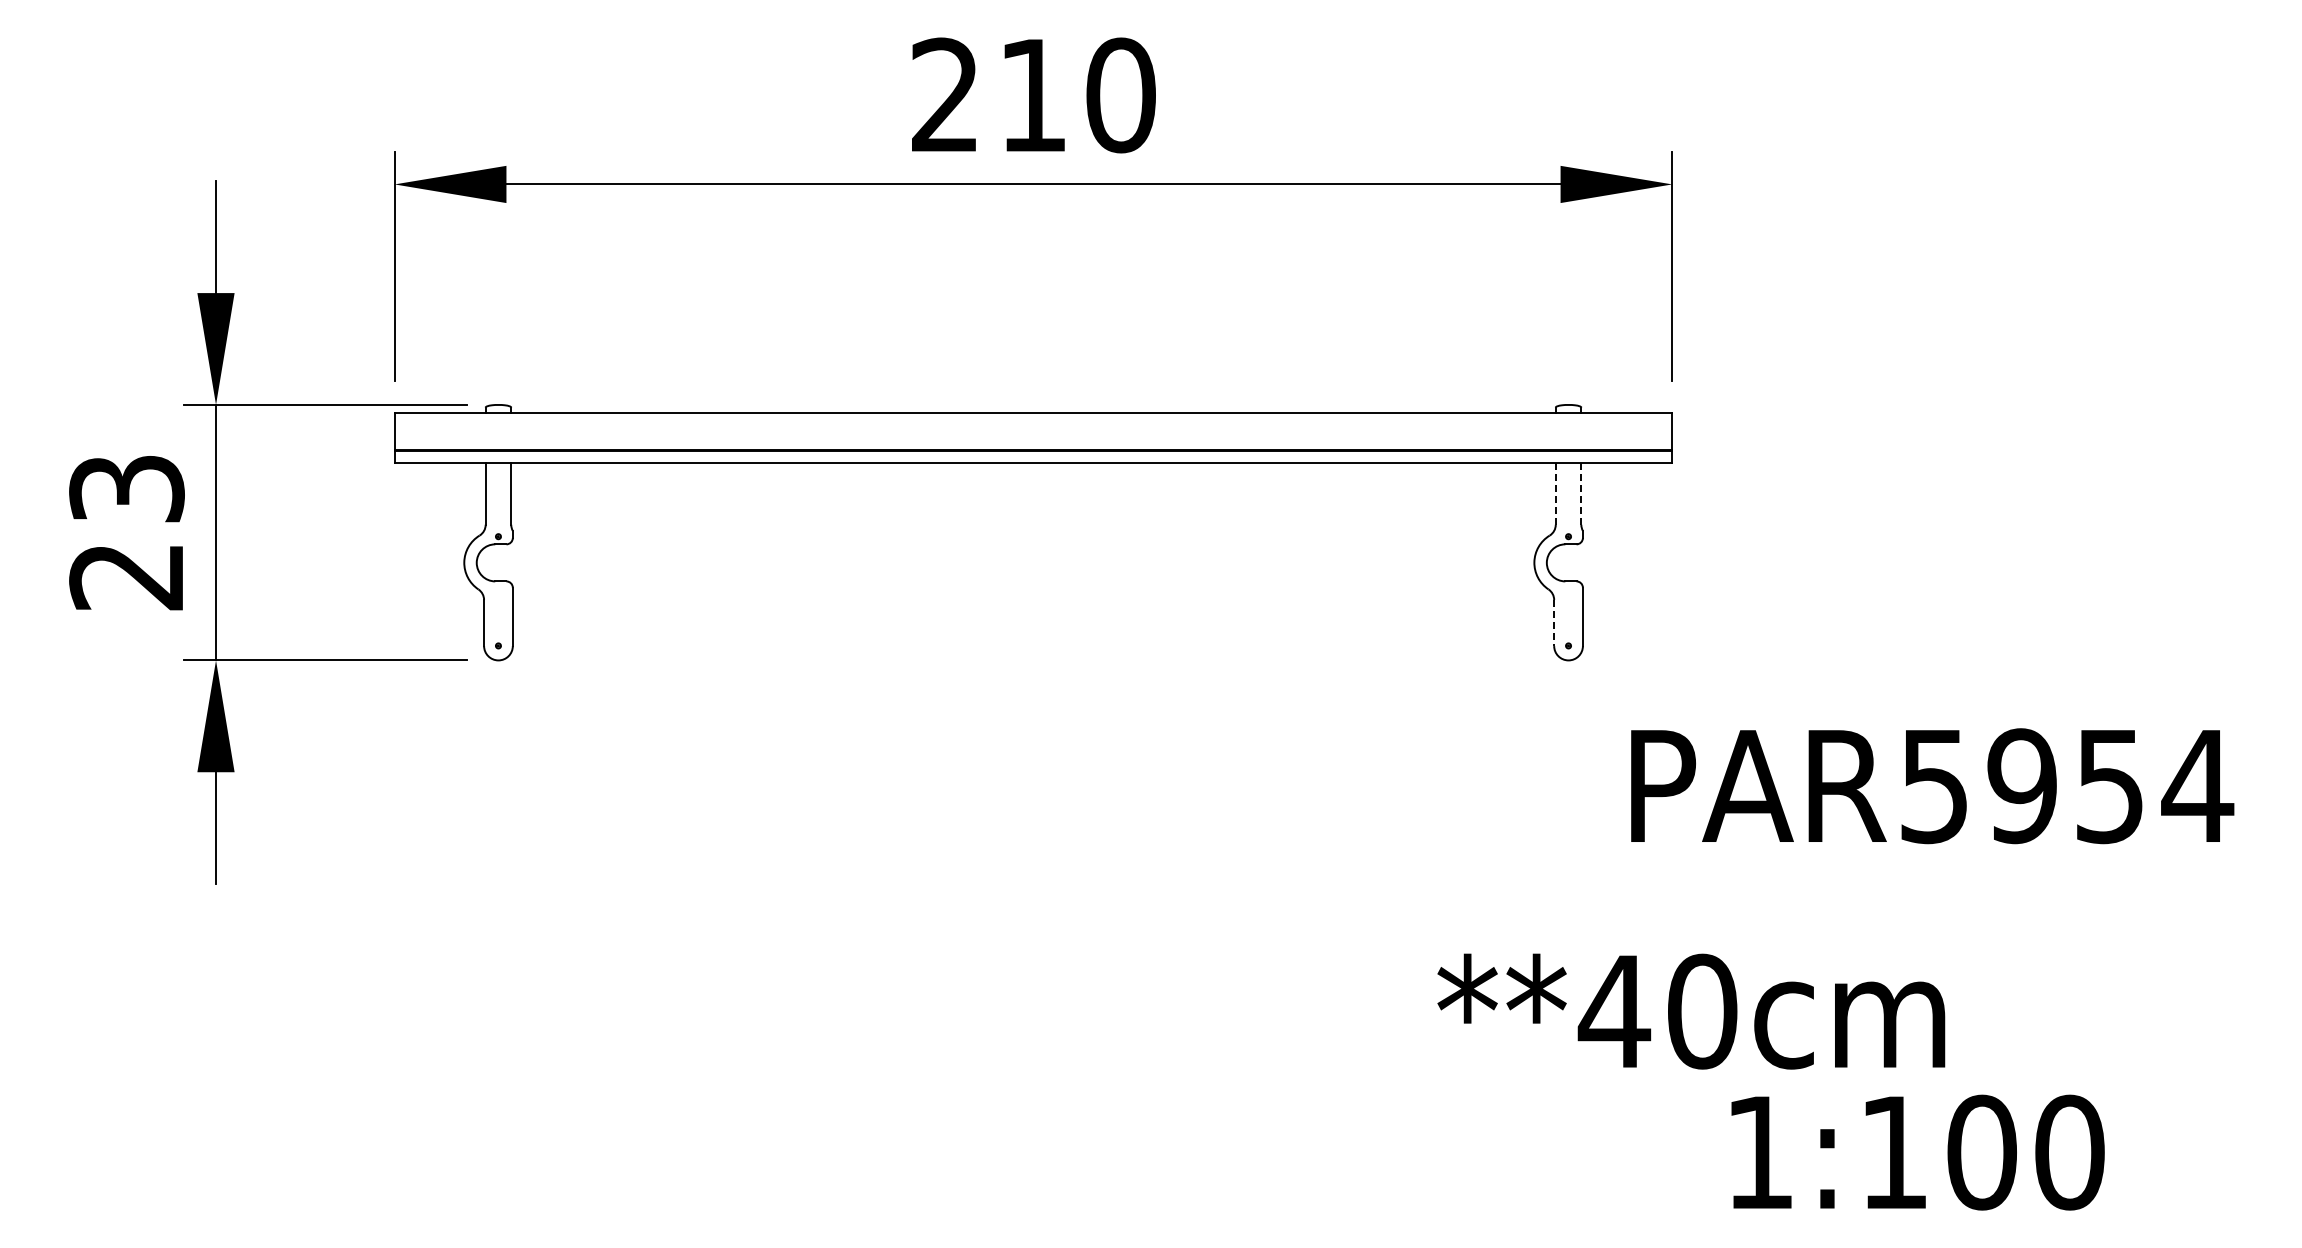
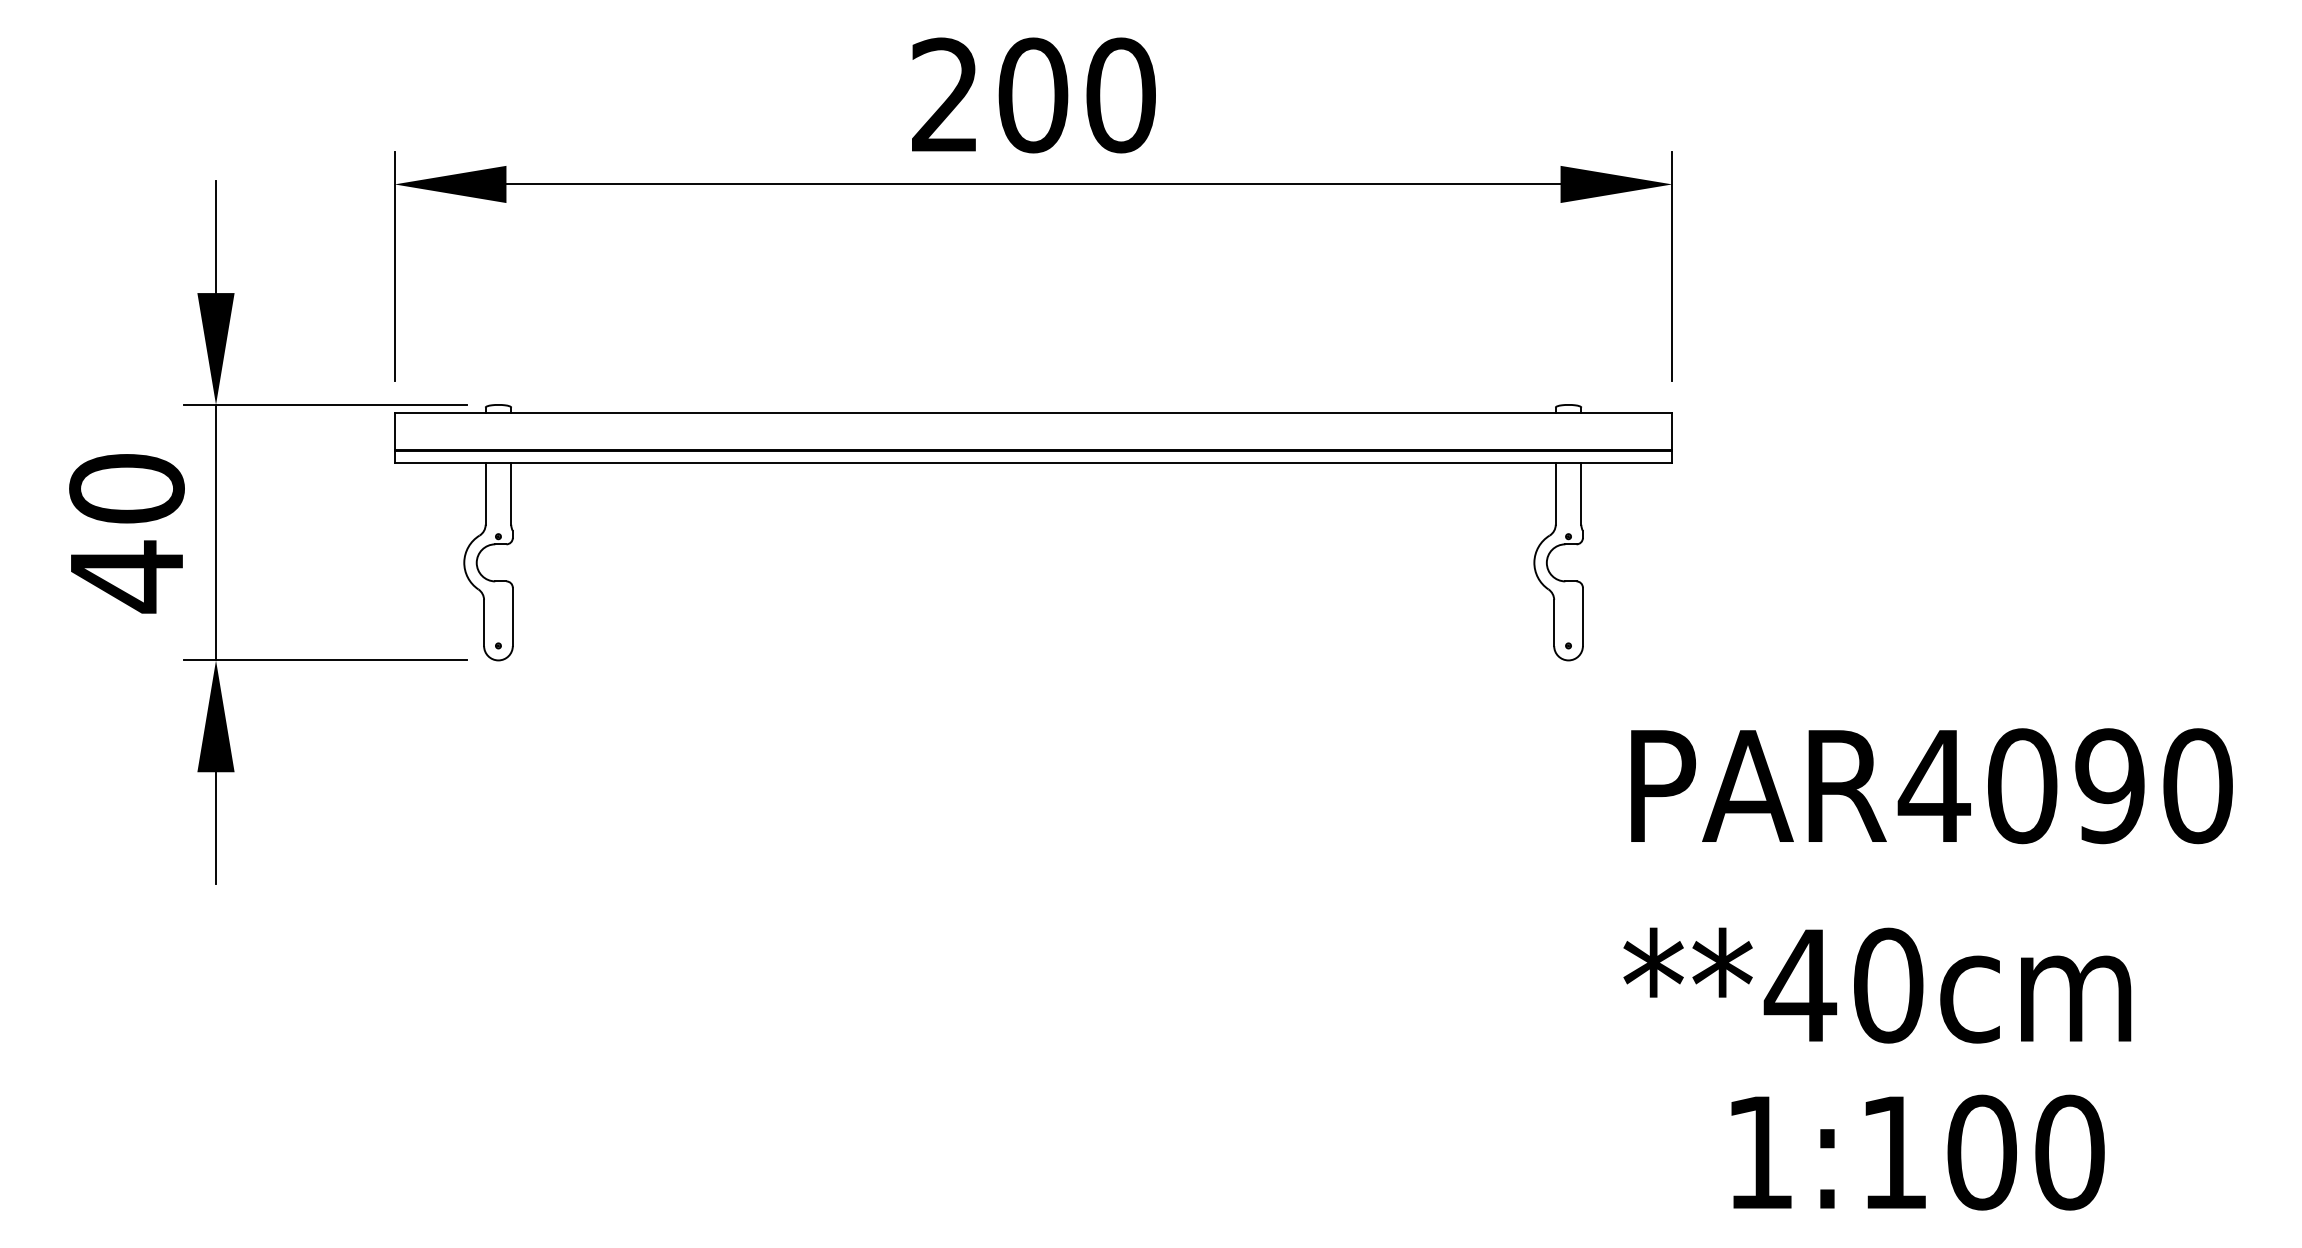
text: 210 -> 200 (1033, 95)
line: dashed -> solid (1555, 494)
line: dashed -> solid (1581, 494)
text: 23 -> 40 (126, 533)
line: dashed -> solid (1554, 623)
text: PAR5954 -> PAR4090 (2065, 786)
text position: (1691, 1011) -> (1877, 985) (1877, 985)
